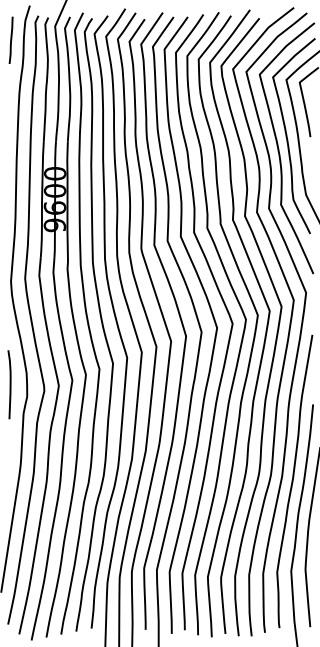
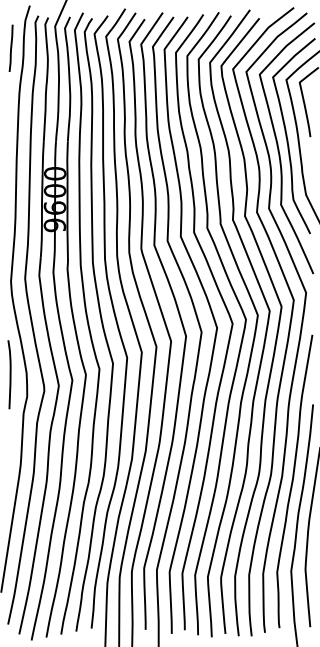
line position: (10, 39) -> (10, 47) (10, 47)
curve position: (9, 384) -> (9, 374) (9, 374)
